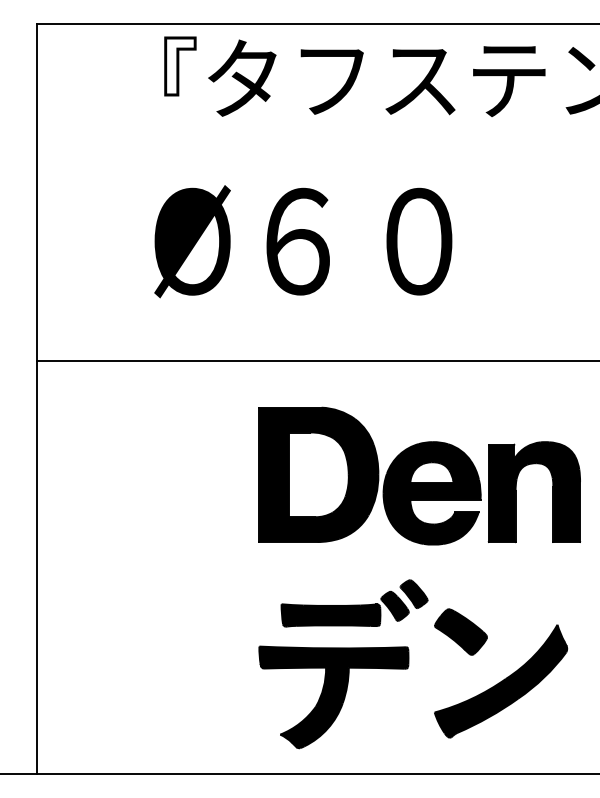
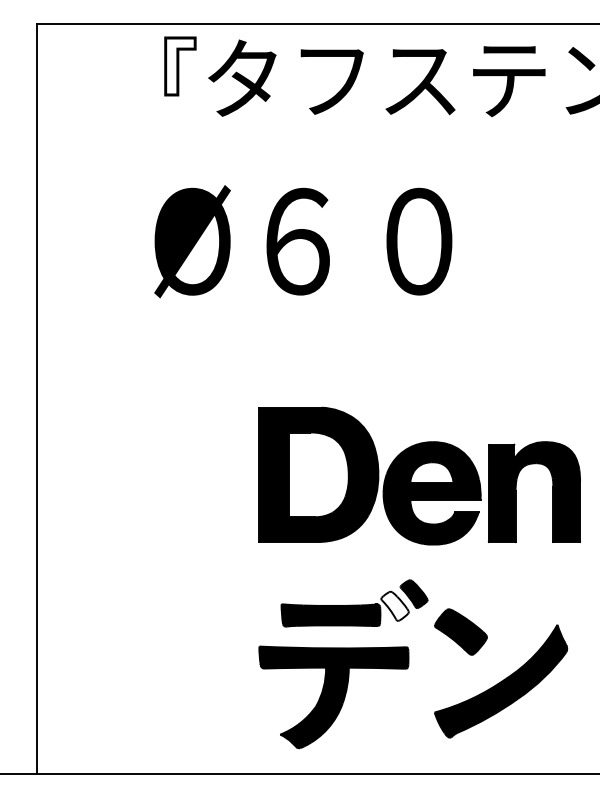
line: present -> none (316, 361)
fill: present -> none (394, 605)
